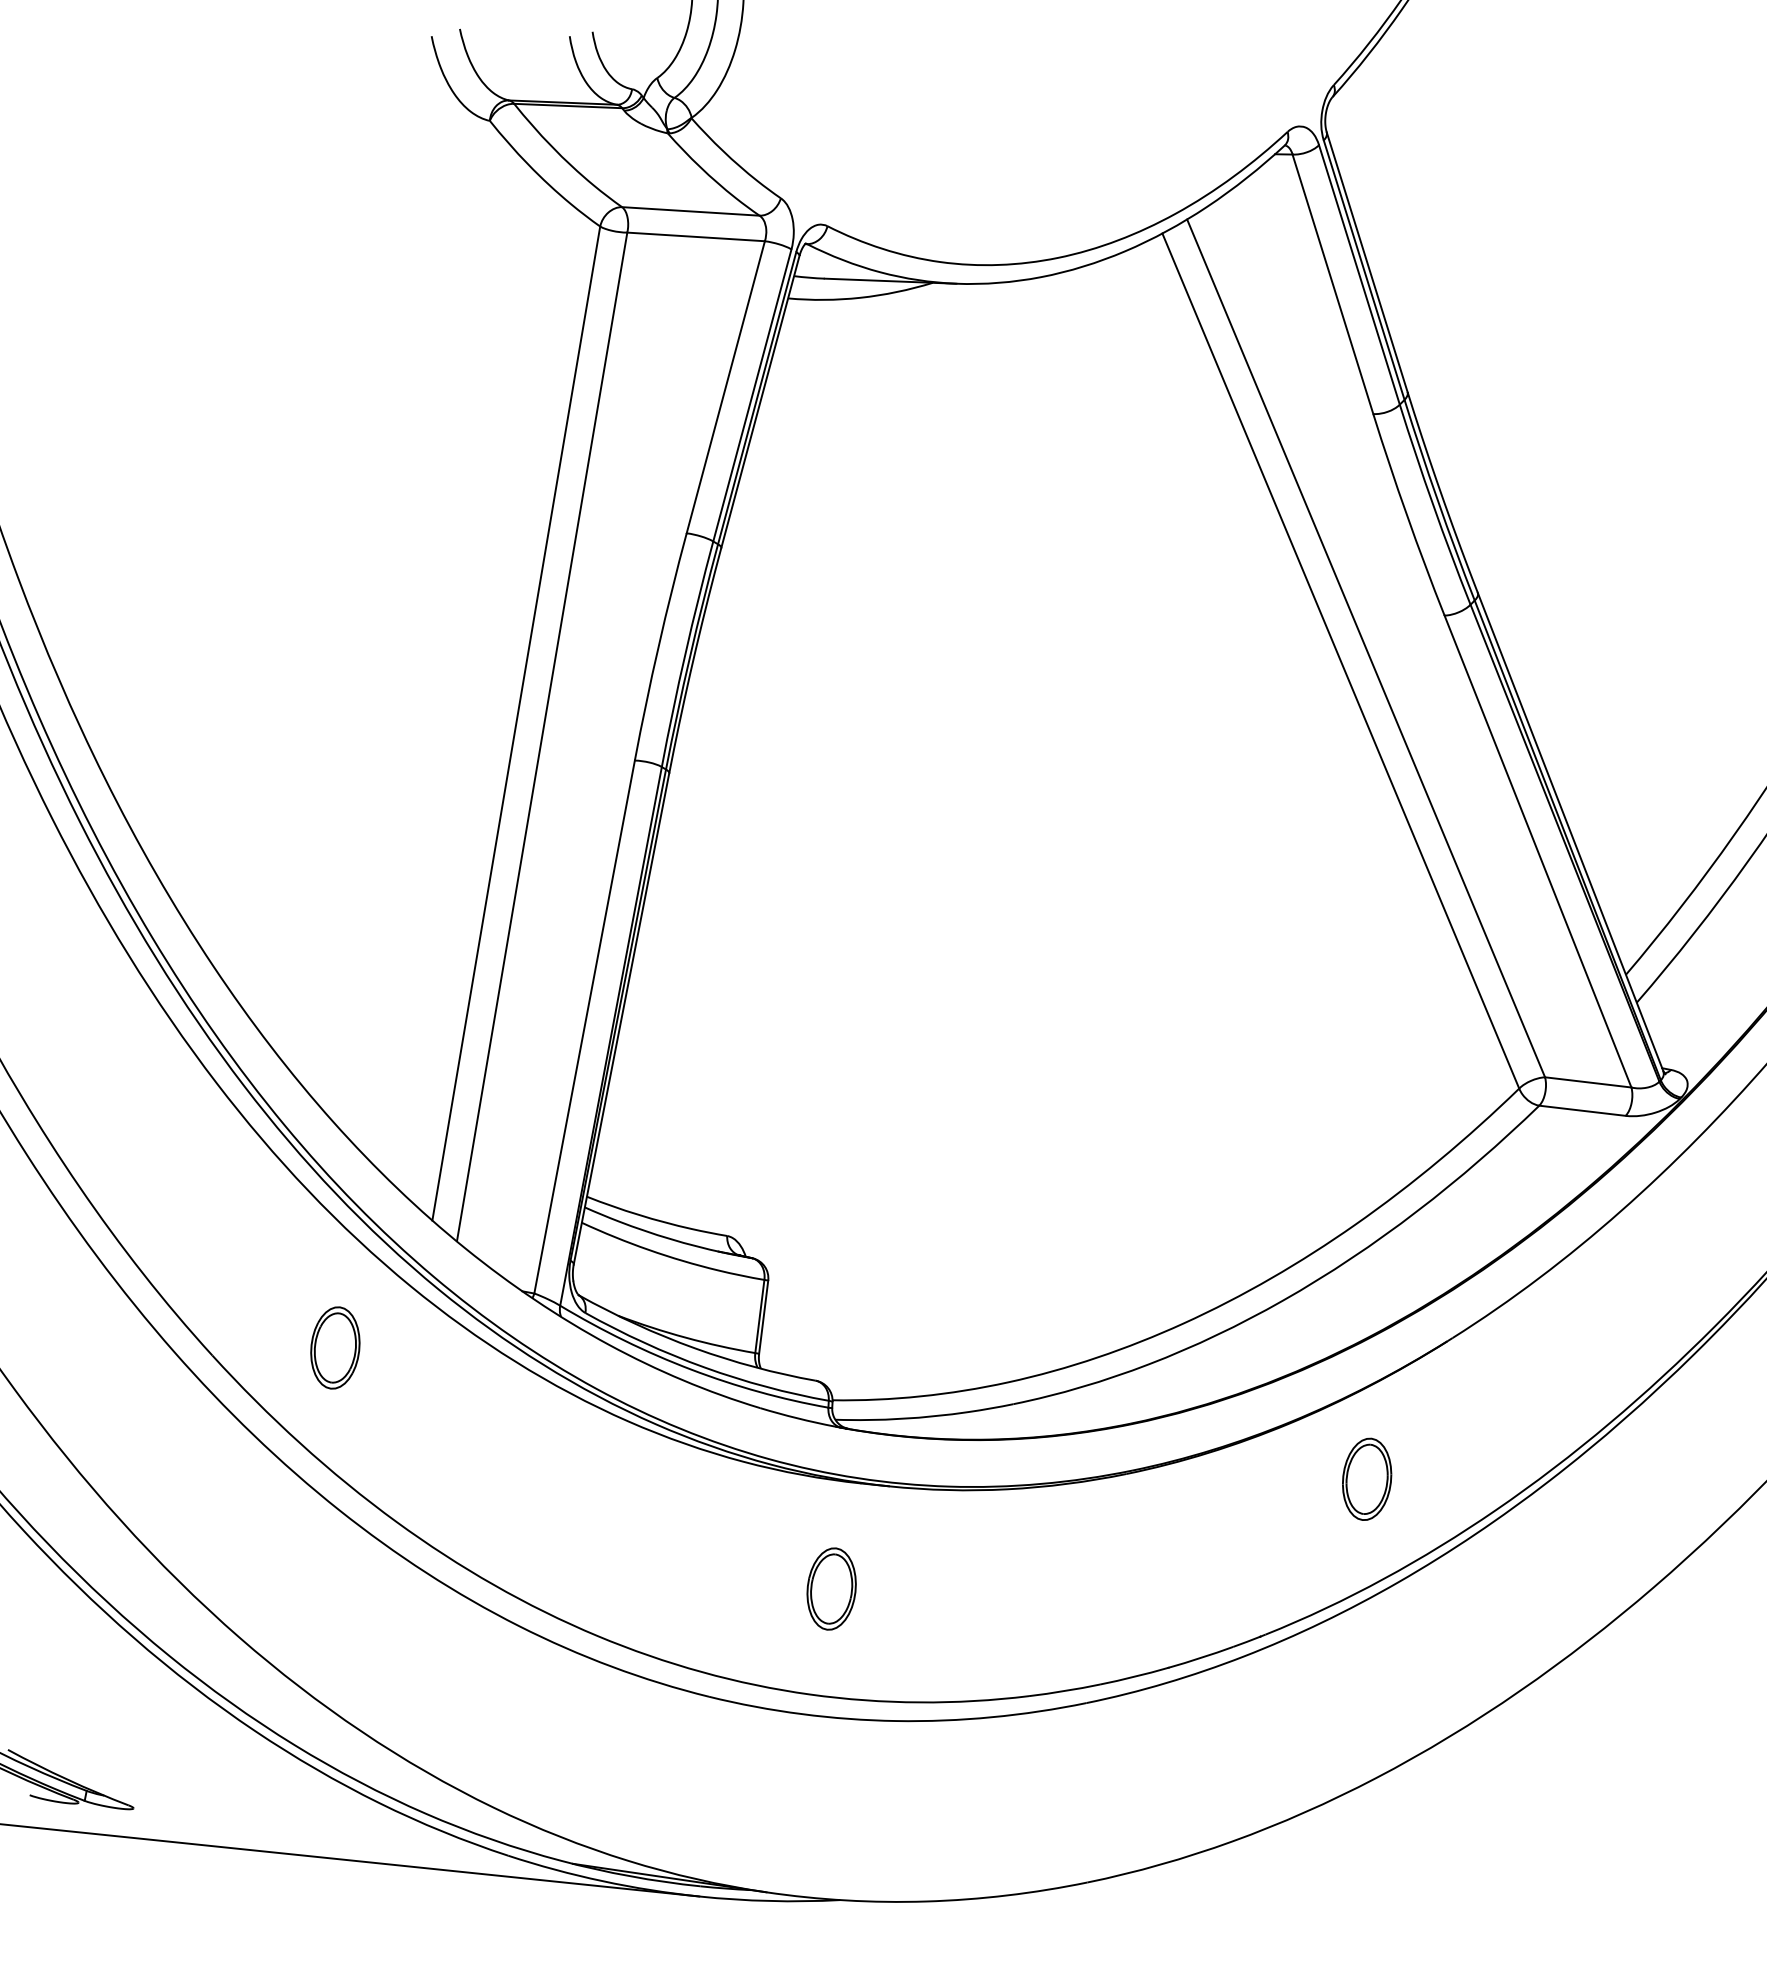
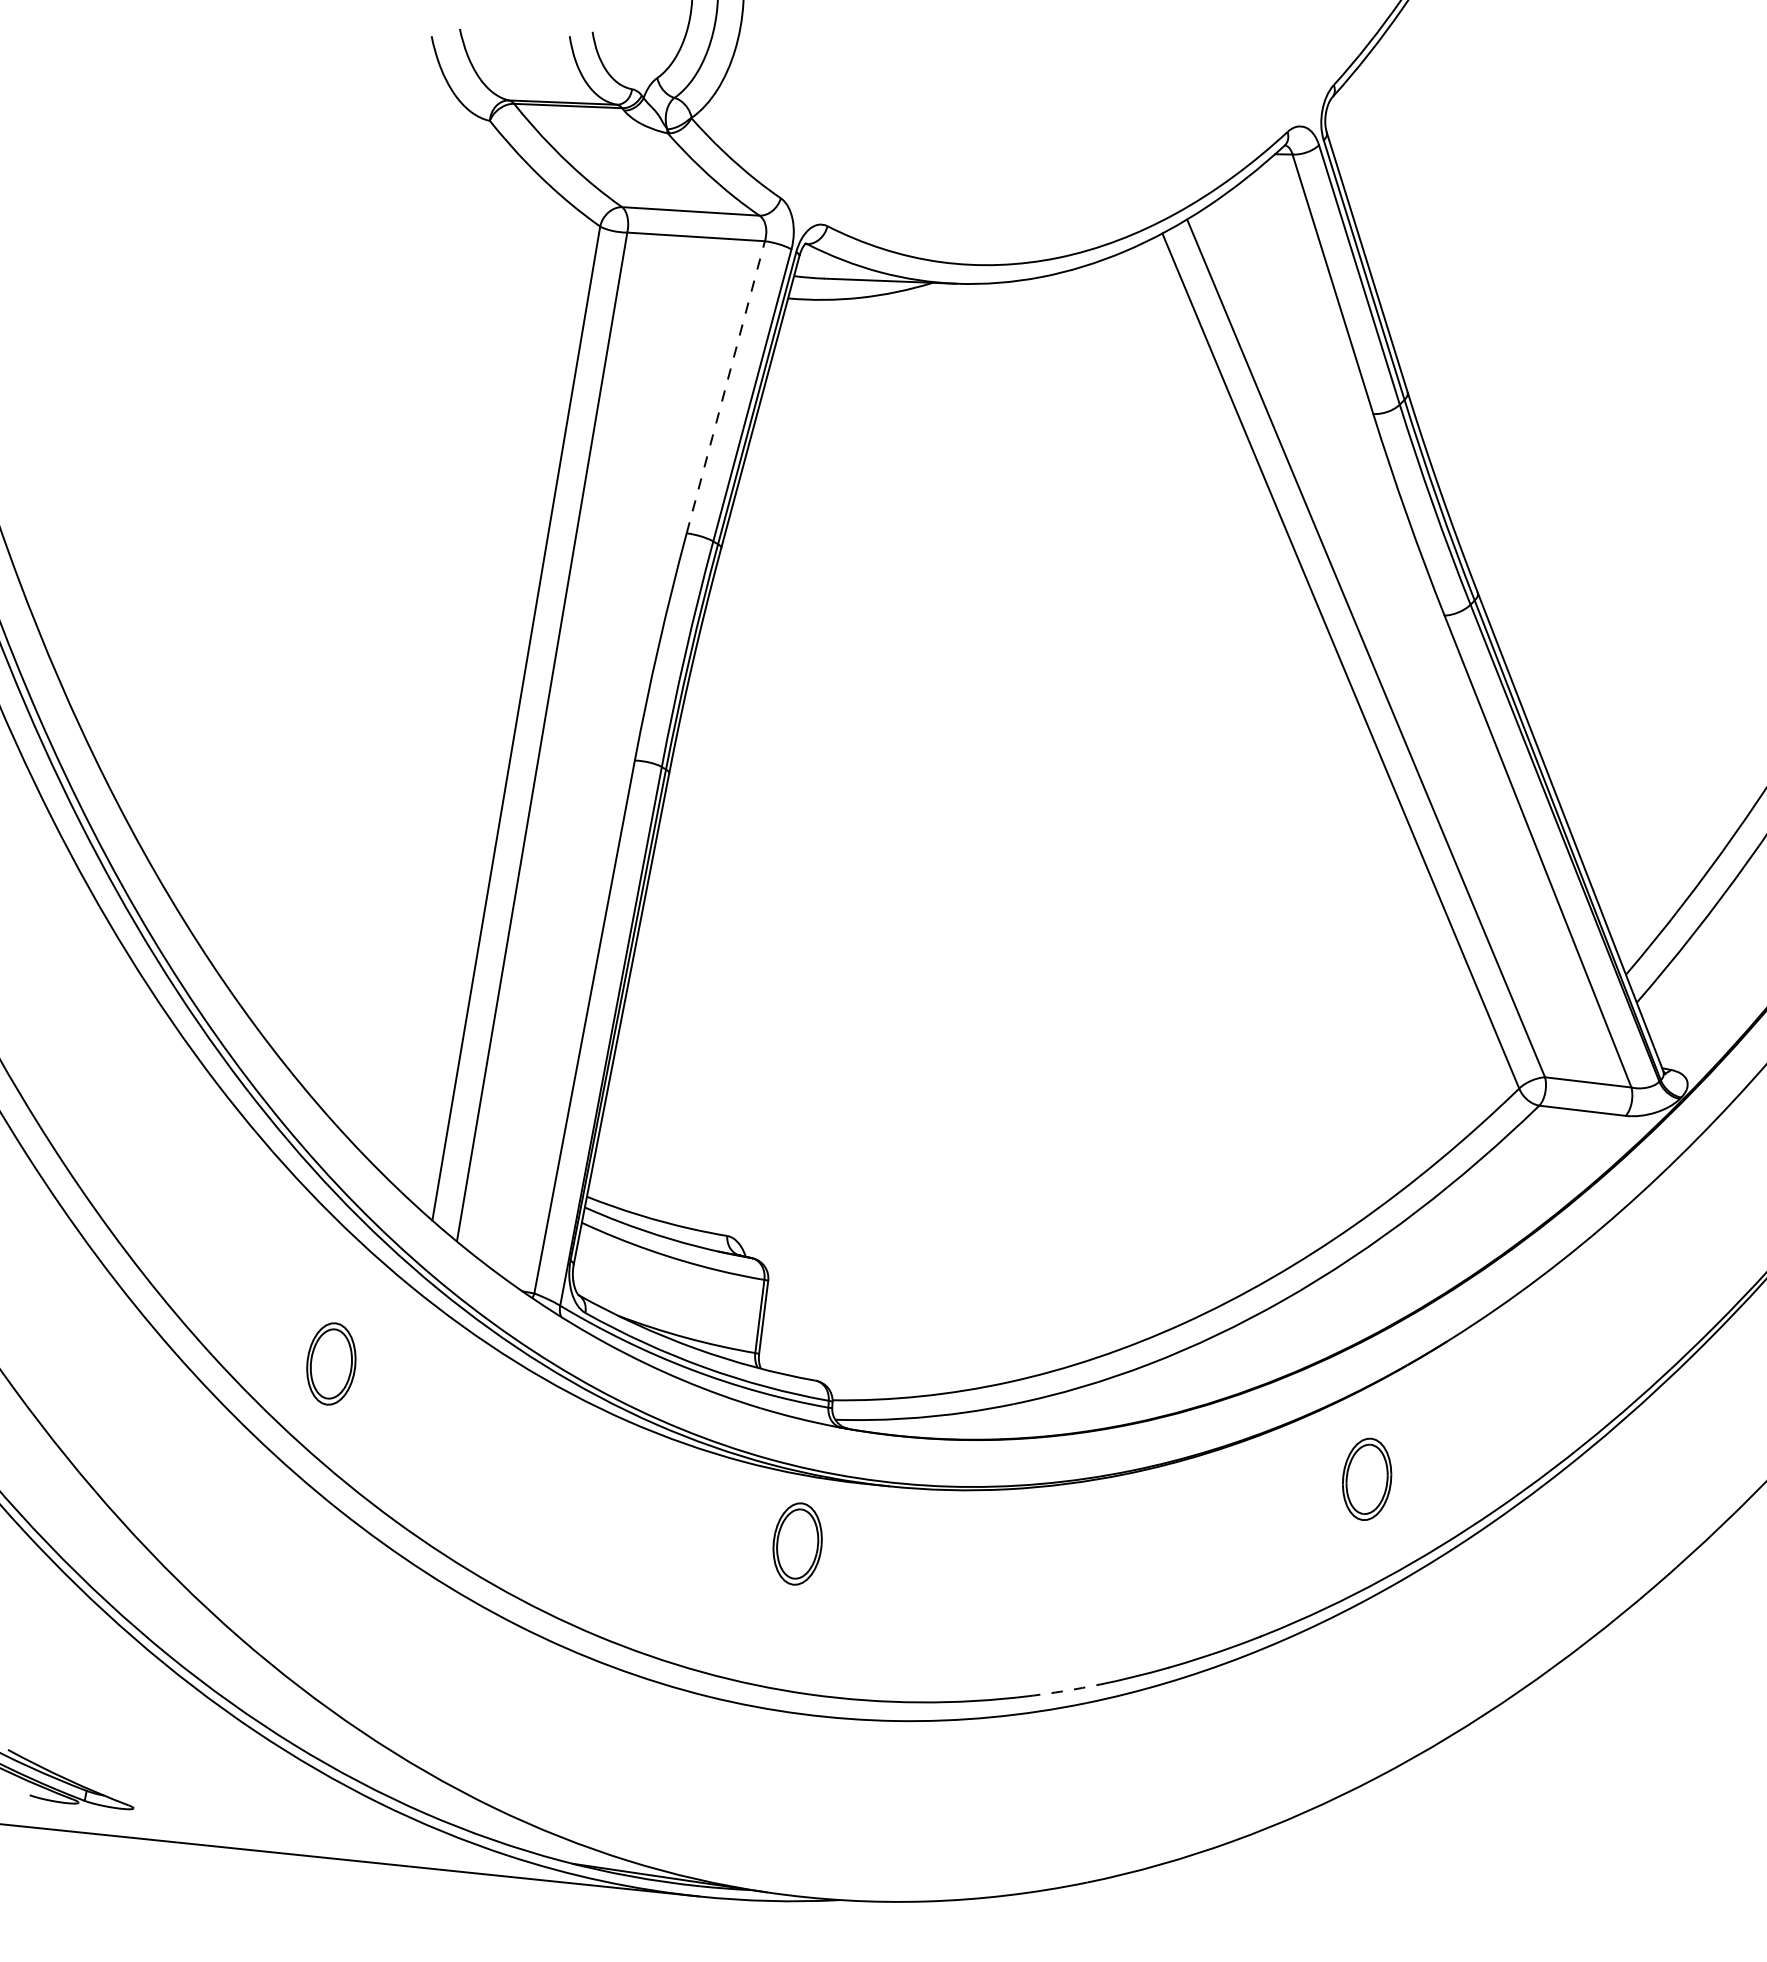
line: solid -> dashed (725, 386)
part position: (335, 1347) -> (331, 1363) (331, 1363)
part position: (831, 1588) -> (797, 1543) (797, 1543)
arc: solid -> dashed (1064, 1691)
